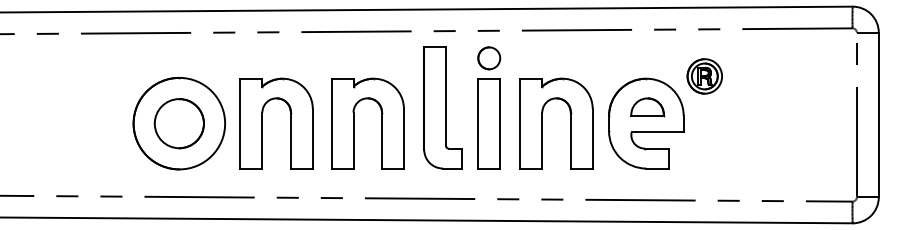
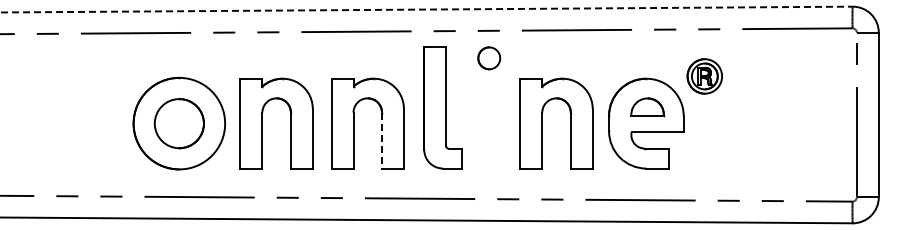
line: solid -> dashed (426, 9)
part: present -> none (488, 123)
line: solid -> dashed (382, 140)
